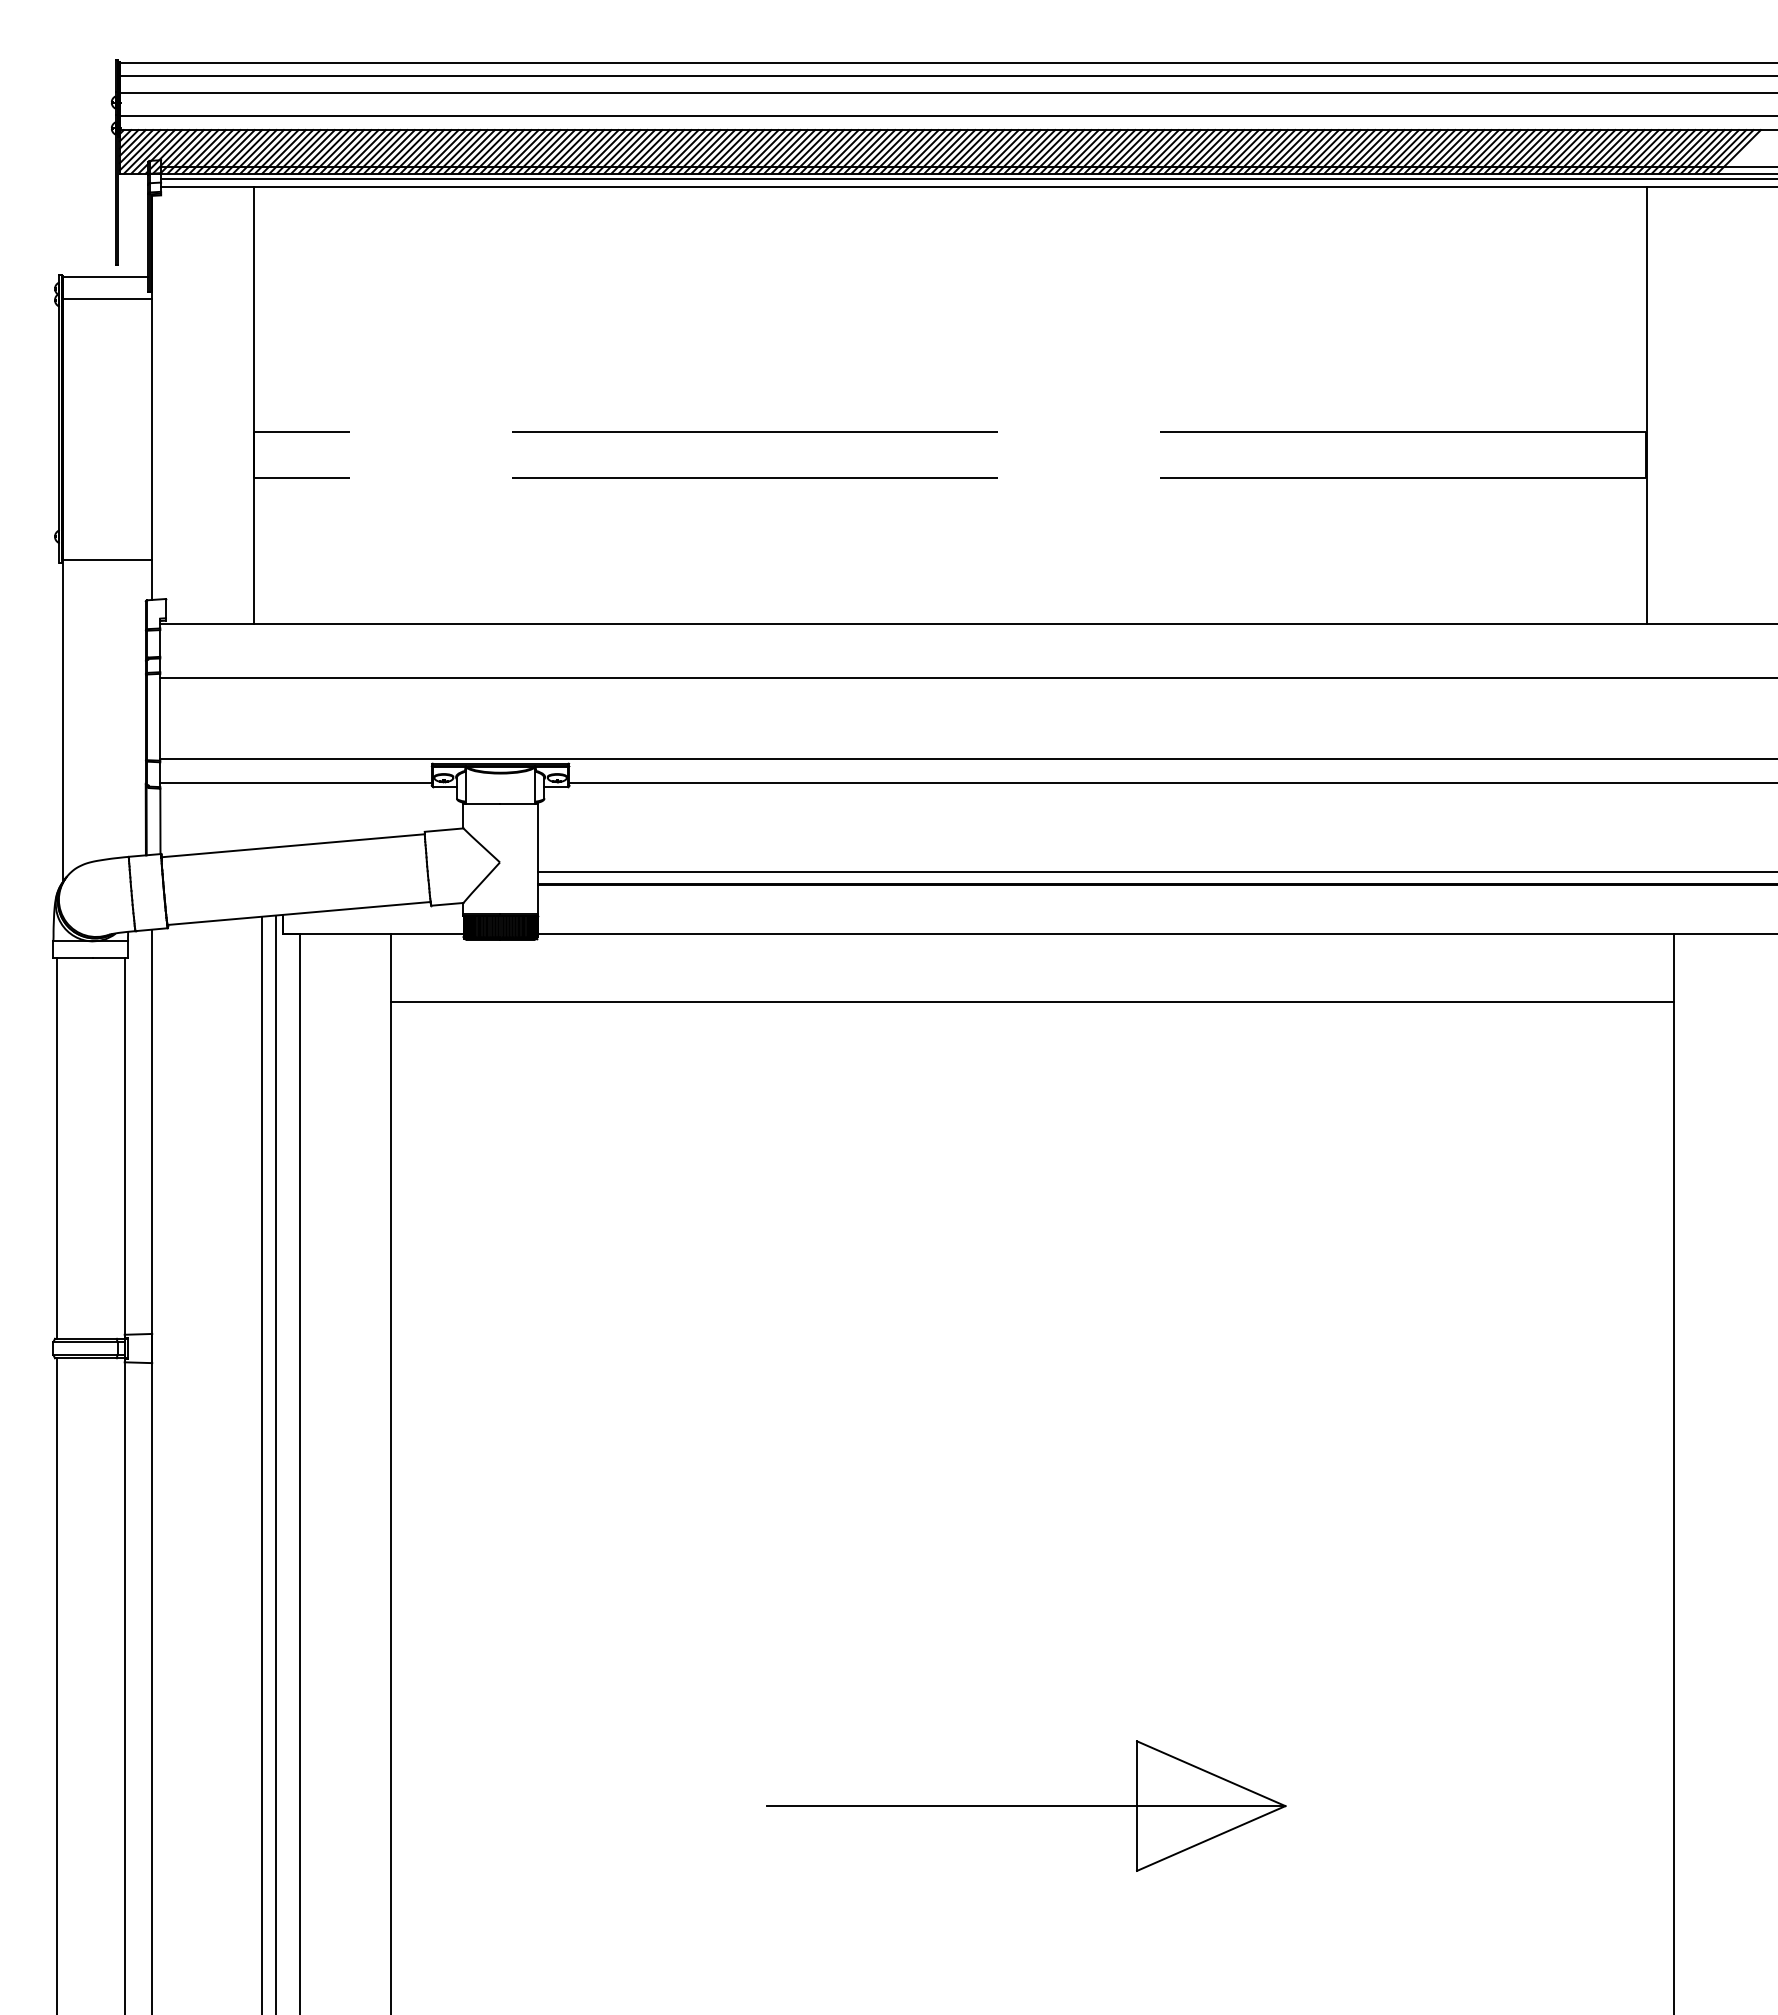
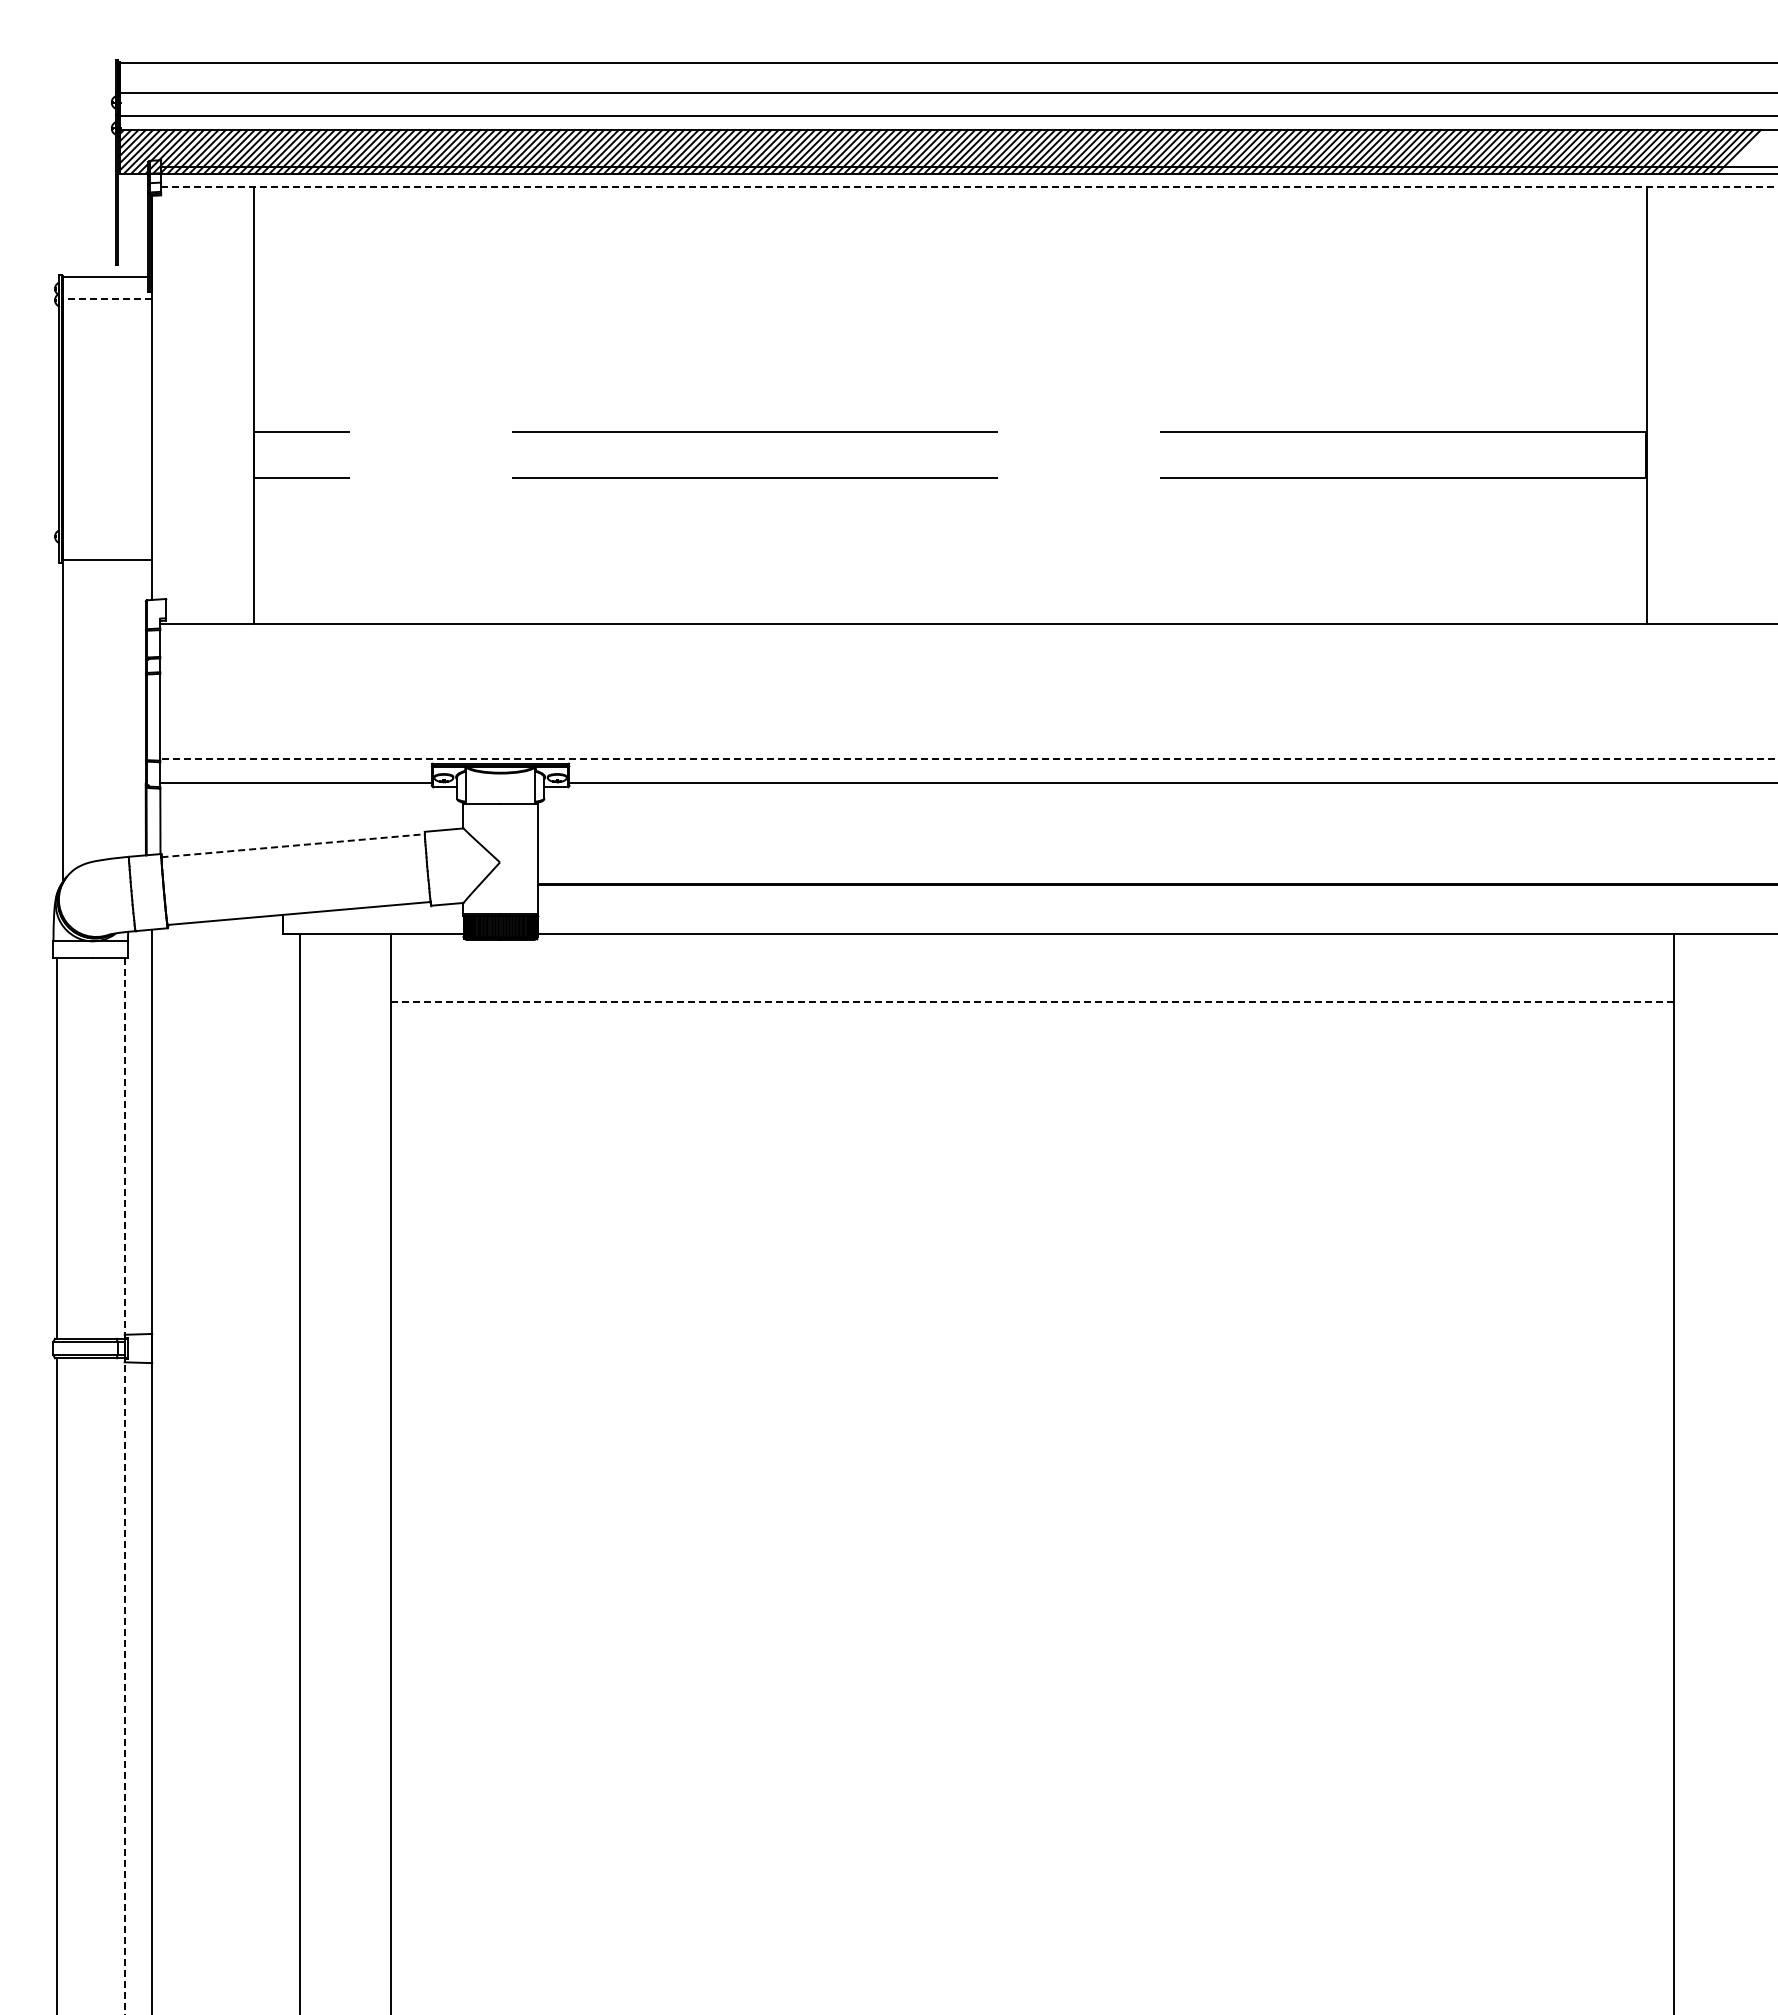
line: present -> none (946, 76)
line: present -> none (967, 178)
line: solid -> dashed (969, 187)
line: solid -> dashed (107, 299)
line: present -> none (967, 677)
line: solid -> dashed (968, 758)
line: solid -> dashed (293, 845)
line: present -> none (1155, 872)
line: solid -> dashed (1031, 1001)
line: present -> none (261, 1463)
line: present -> none (276, 1463)
line: solid -> dashed (124, 1486)
part: present -> none (1026, 1805)
